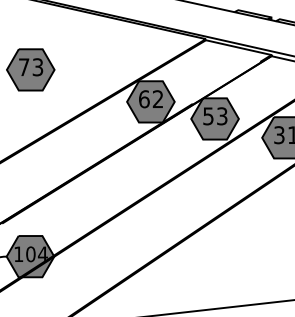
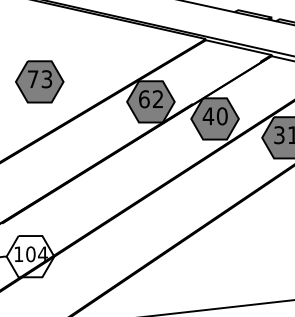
part position: (30, 69) -> (39, 81) (39, 81)
text: 53 -> 40 (214, 116)
fill: present -> none (30, 256)
